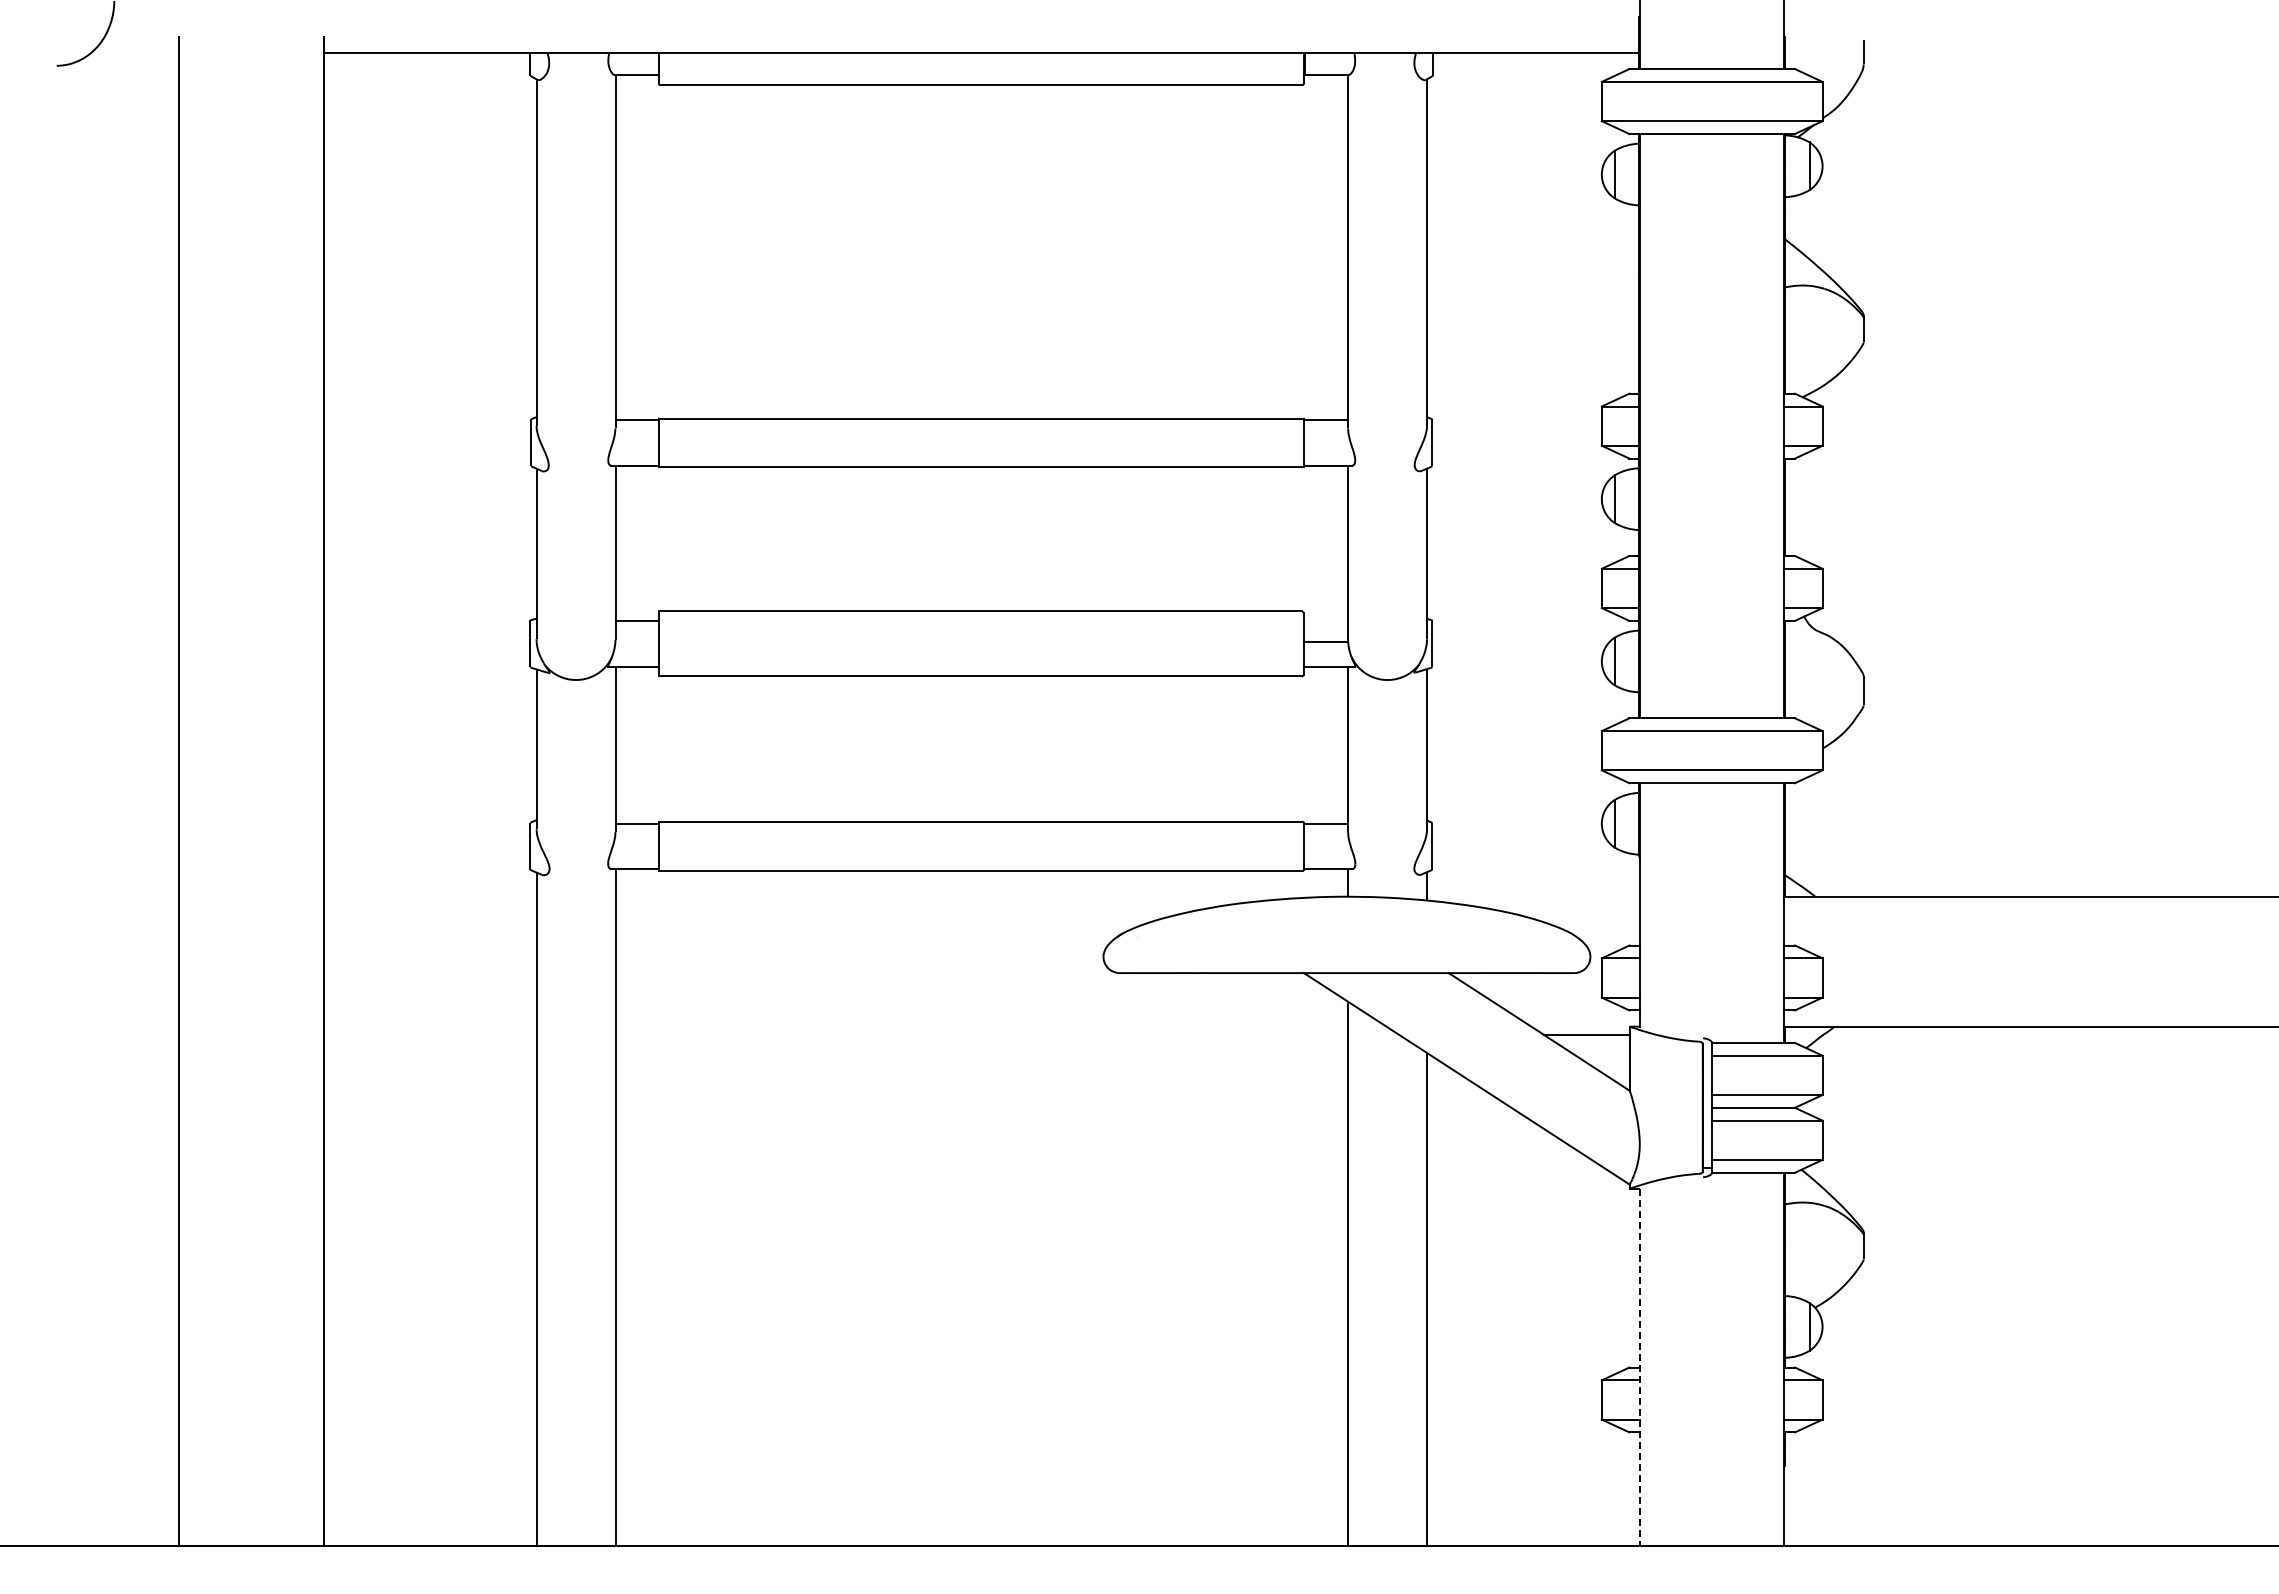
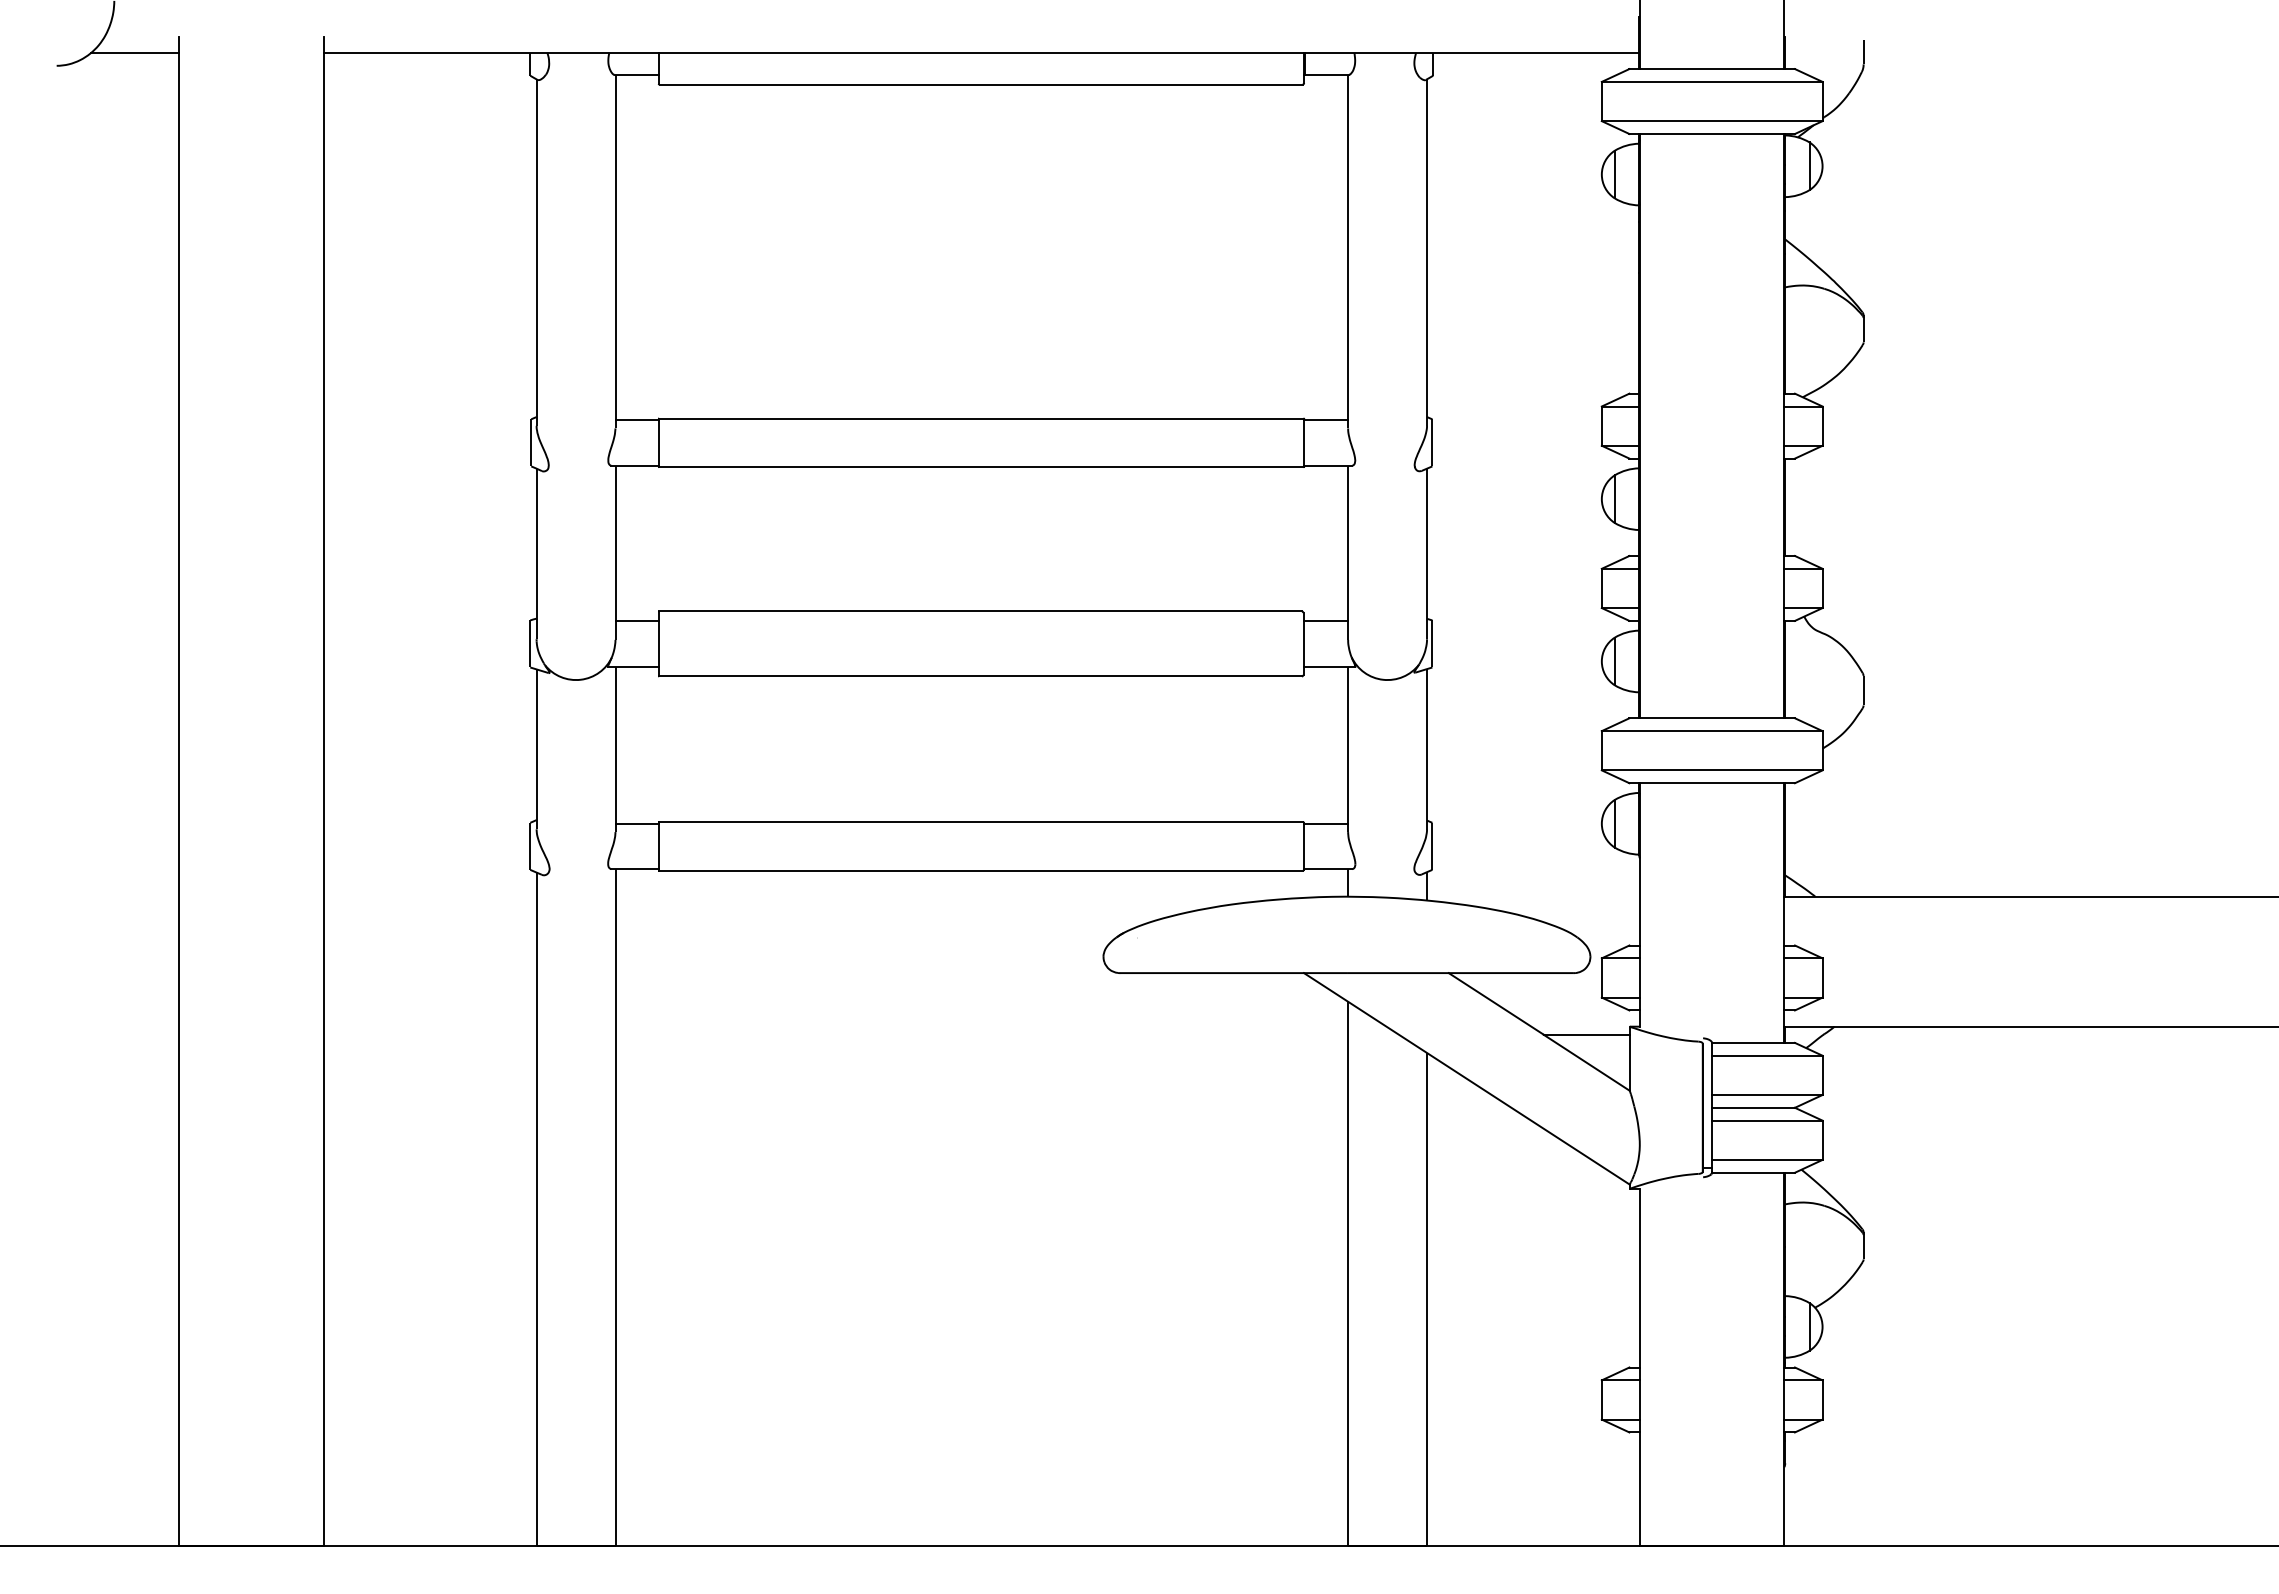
line: none -> present (135, 52)
line position: (1325, 642) -> (1325, 621) (1325, 621)
line: dashed -> solid (1639, 1367)
